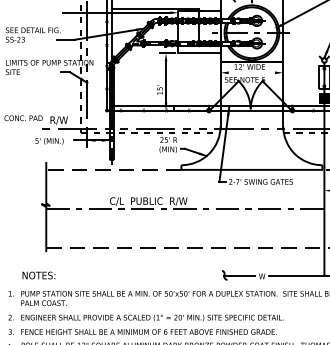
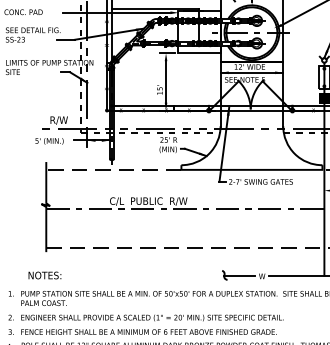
line: none -> present (251, 72)
text position: (23, 118) -> (23, 12) (23, 12)
text position: (38, 275) -> (44, 275) (44, 275)
